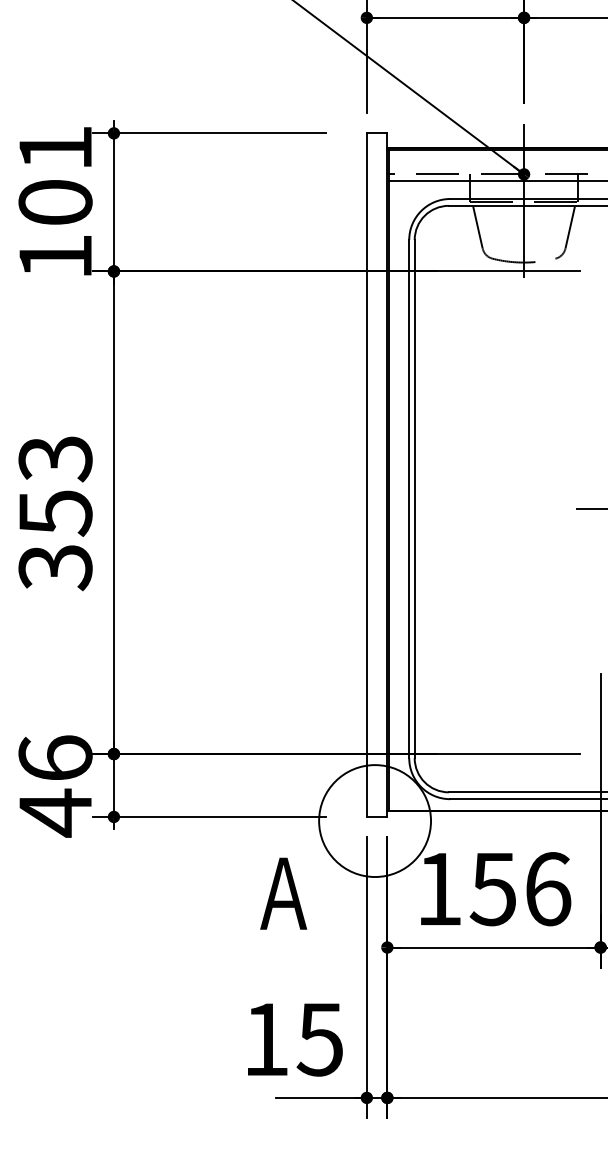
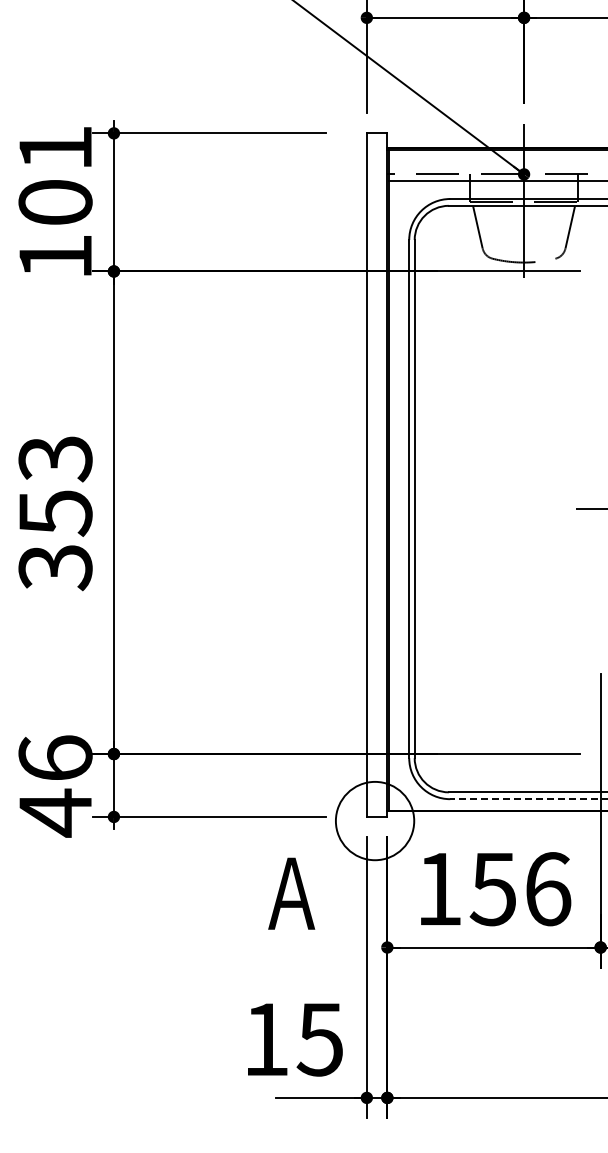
line: solid -> dashed (528, 799)
circle diameter: 112 px -> 78 px (374, 820)
text position: (283, 893) -> (291, 893) (291, 893)
